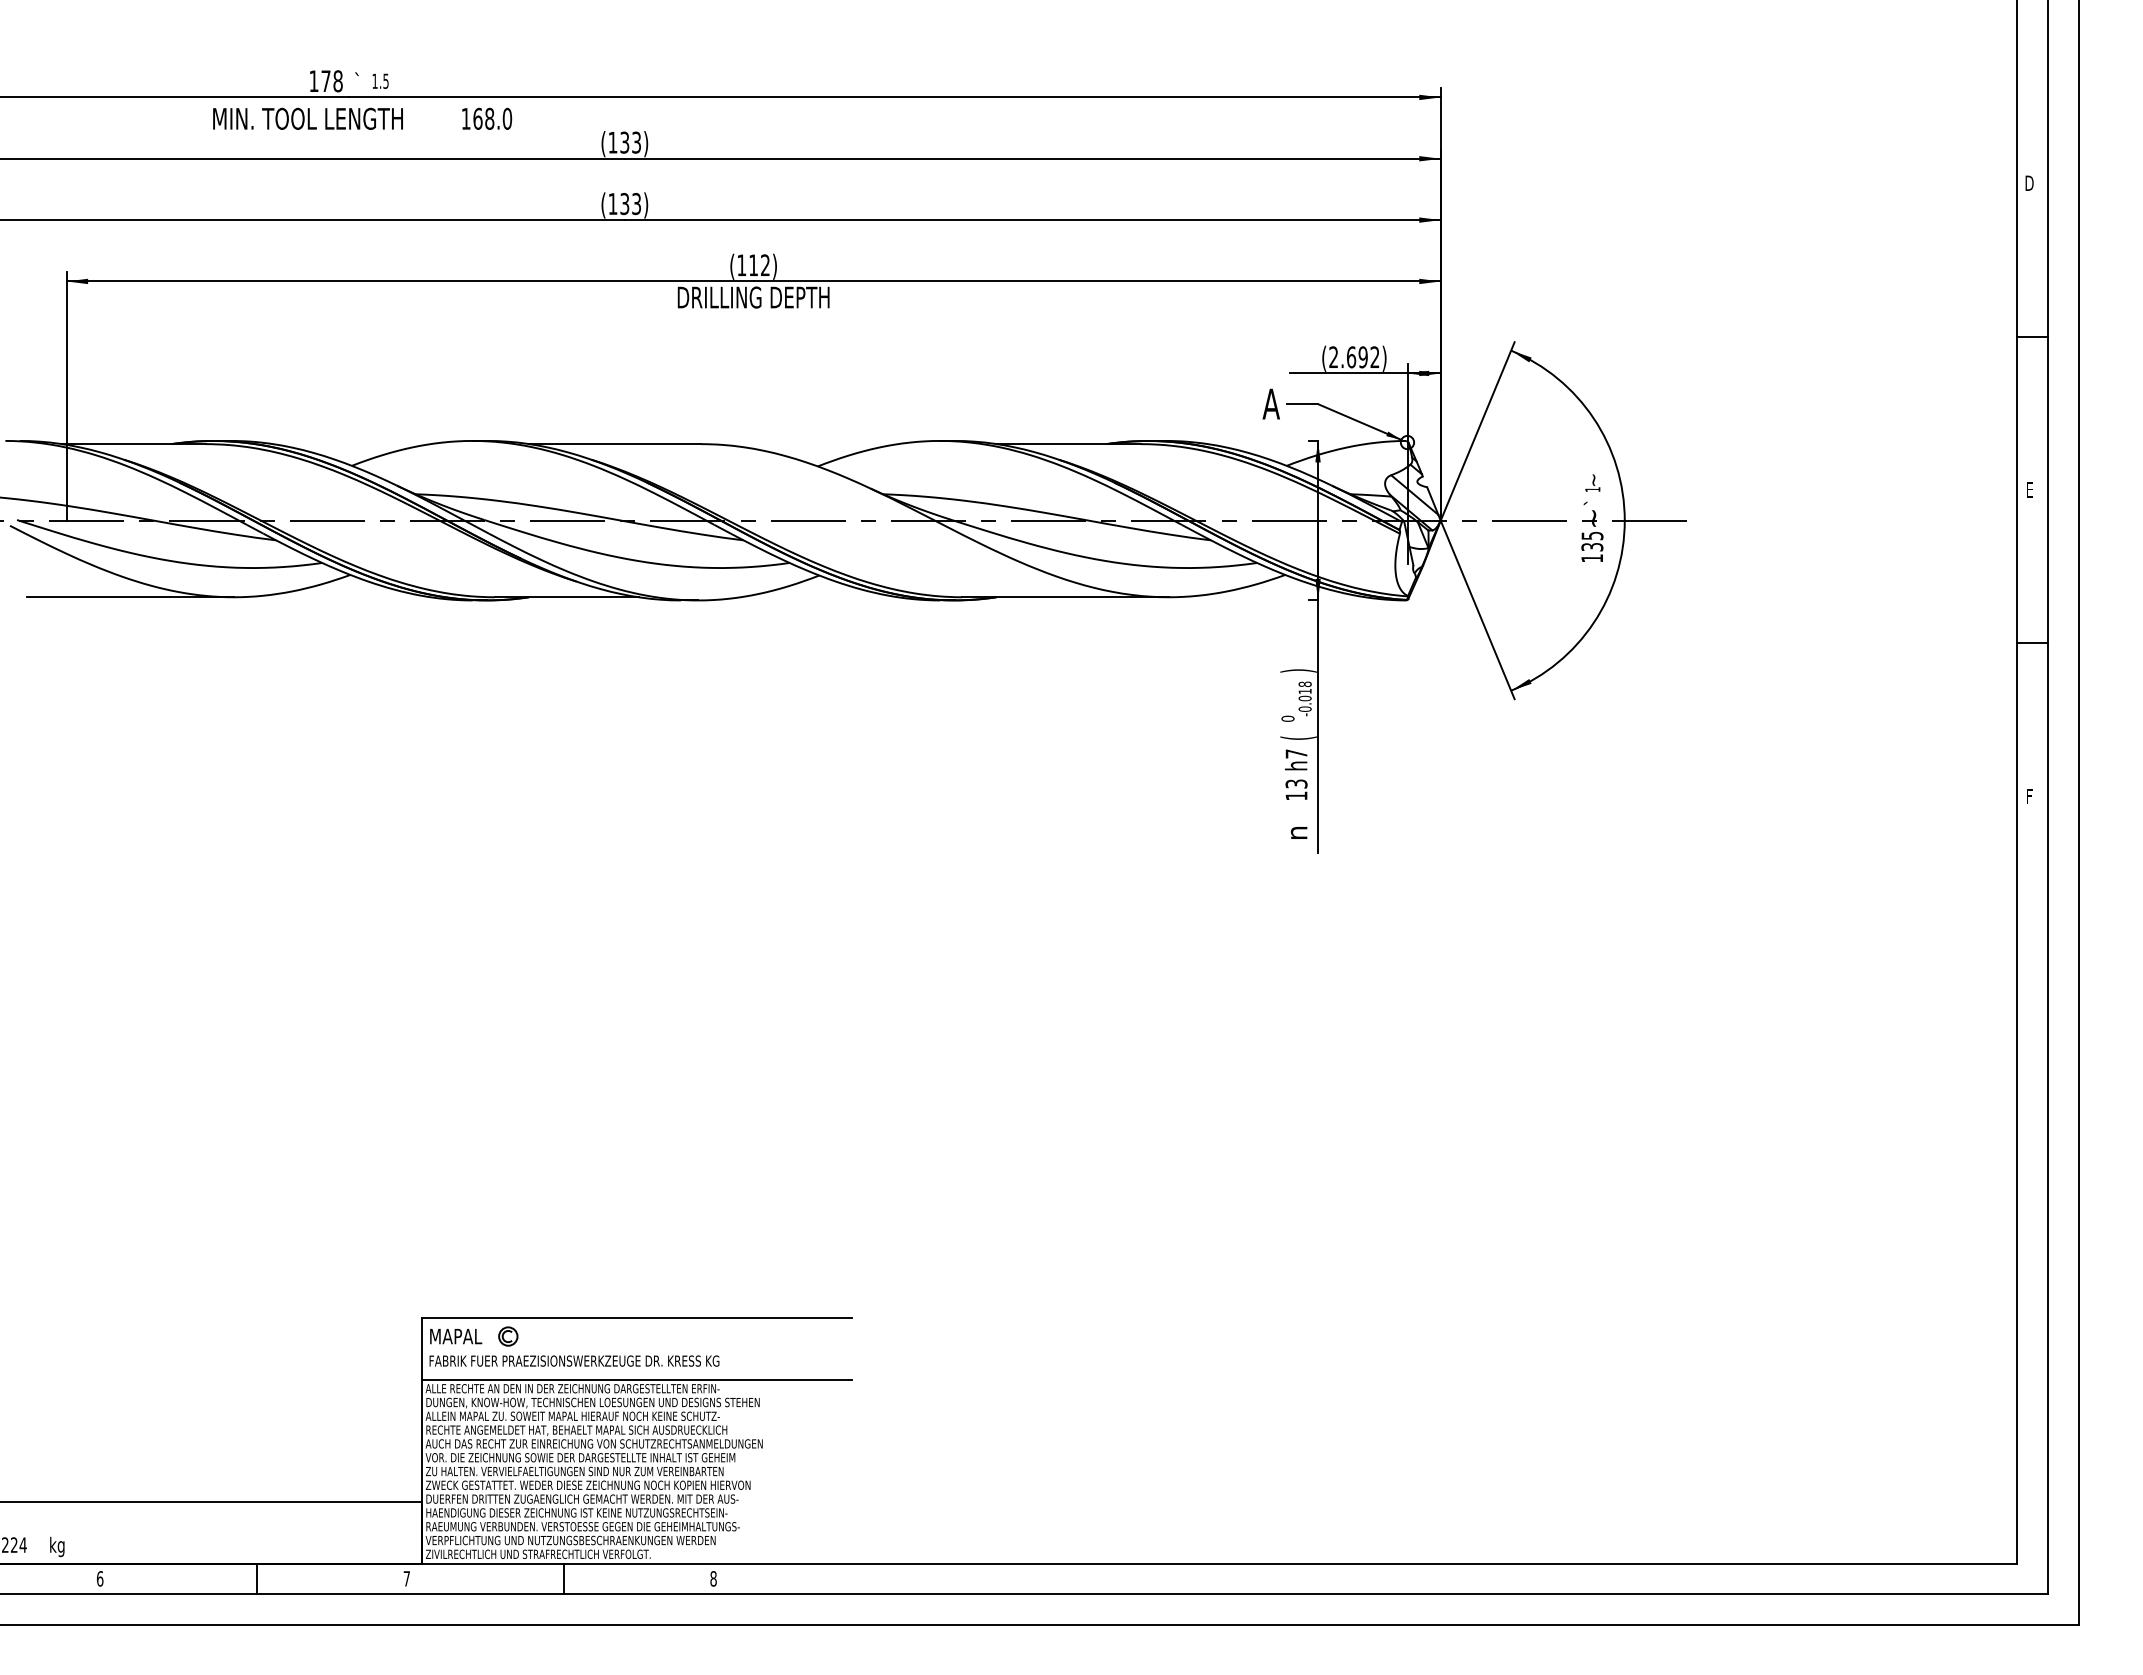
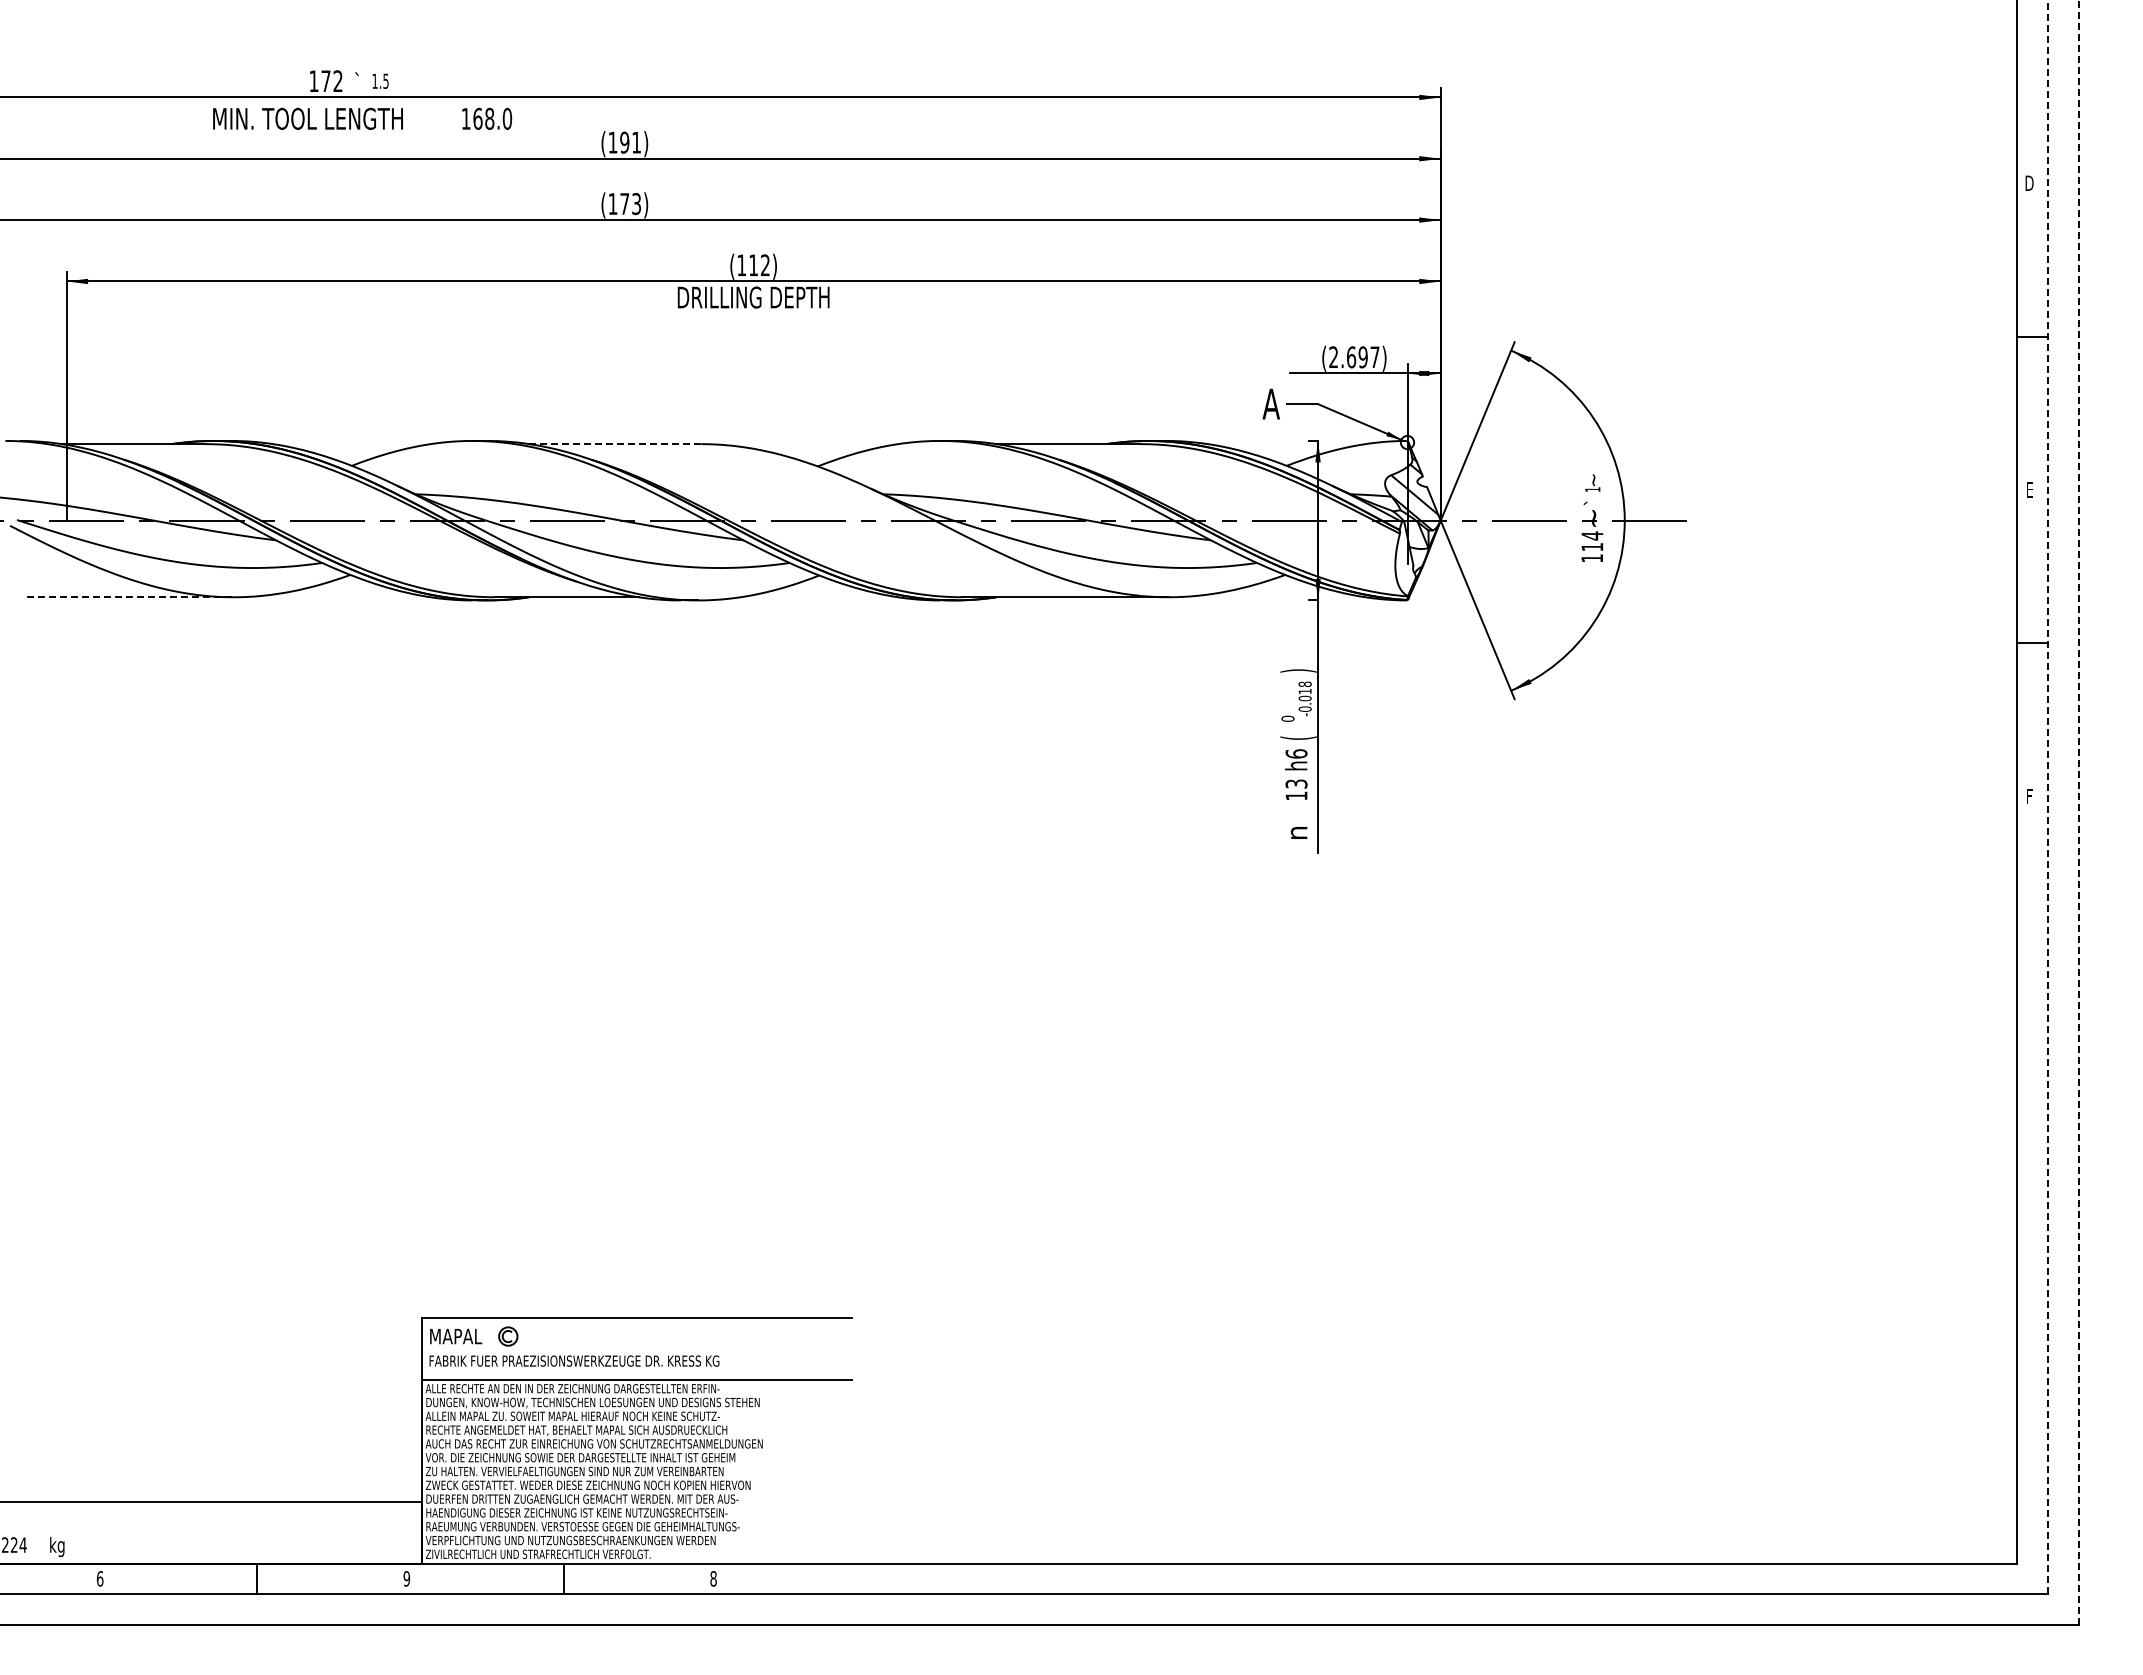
text: 178 -> 172 (337, 81)
text: (133) -> (191) (630, 142)
text: (133) -> (173) (624, 204)
text: (2.692) -> (2.697) (1374, 356)
line: solid -> dashed (615, 444)
text: 135 -> 114 (1592, 541)
line: solid -> dashed (131, 597)
text: h7 -> h6 (1296, 753)
line: solid -> dashed (2048, 797)
line: solid -> dashed (2078, 812)
text: 7 -> 9 (406, 1578)
